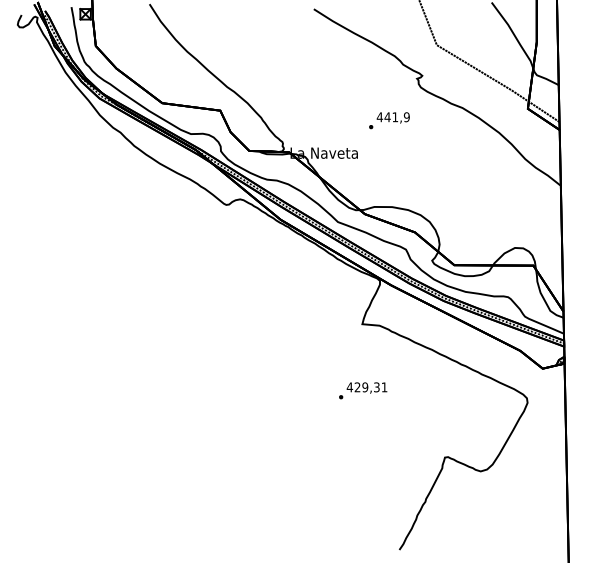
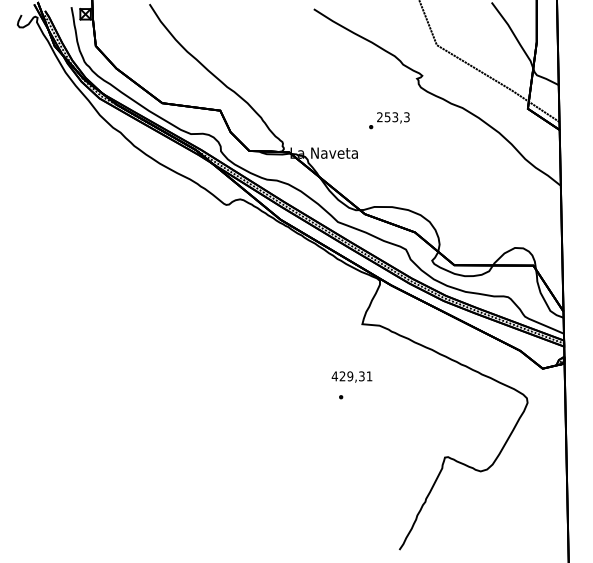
text: 441,9 -> 253,3 (392, 117)
text position: (366, 387) -> (351, 376) (351, 376)
